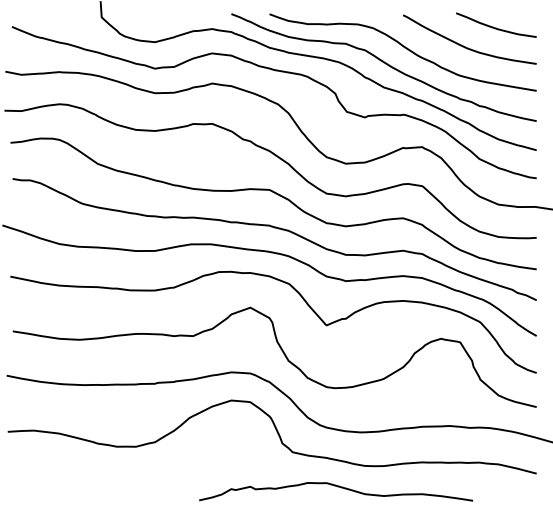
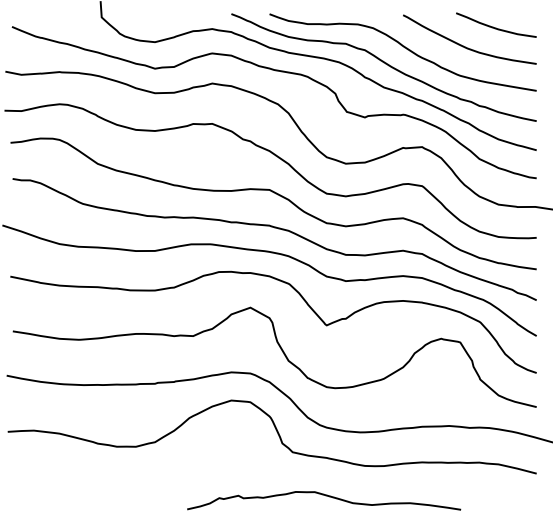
curve position: (337, 487) -> (325, 496) (325, 496)
